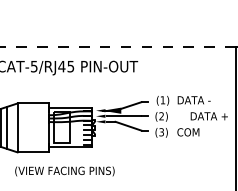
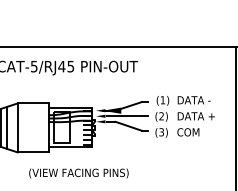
line: dashed -> solid (117, 46)
text position: (208, 116) -> (195, 116) (195, 116)
text position: (64, 171) -> (78, 173) (78, 173)
